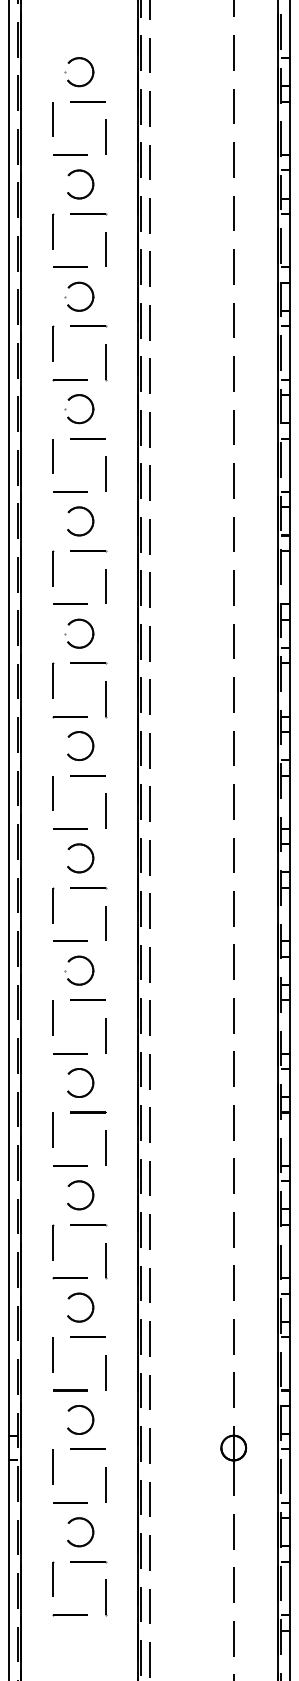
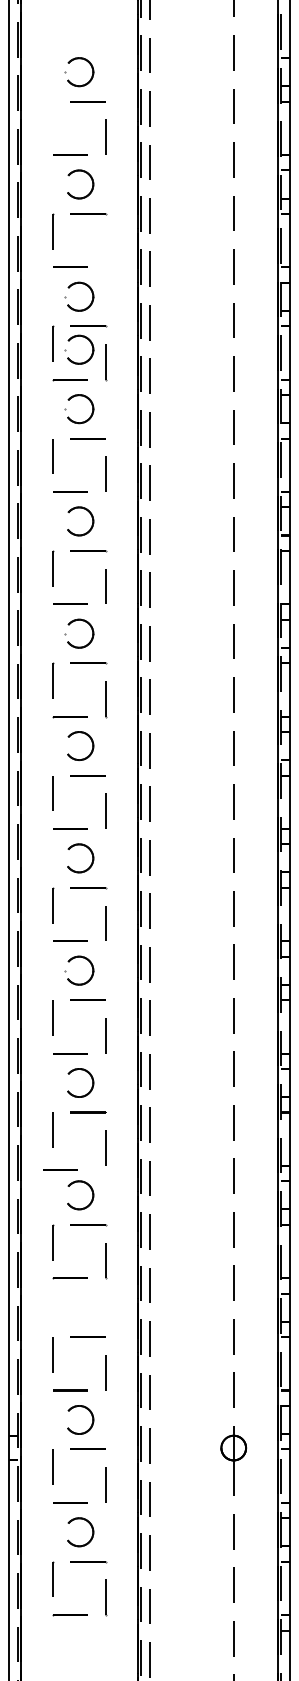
line: present -> none (52, 119)
line: present -> none (105, 249)
part: none -> present (76, 337)
line position: (70, 1165) -> (60, 1169) (60, 1169)
part: present -> none (90, 1301)
